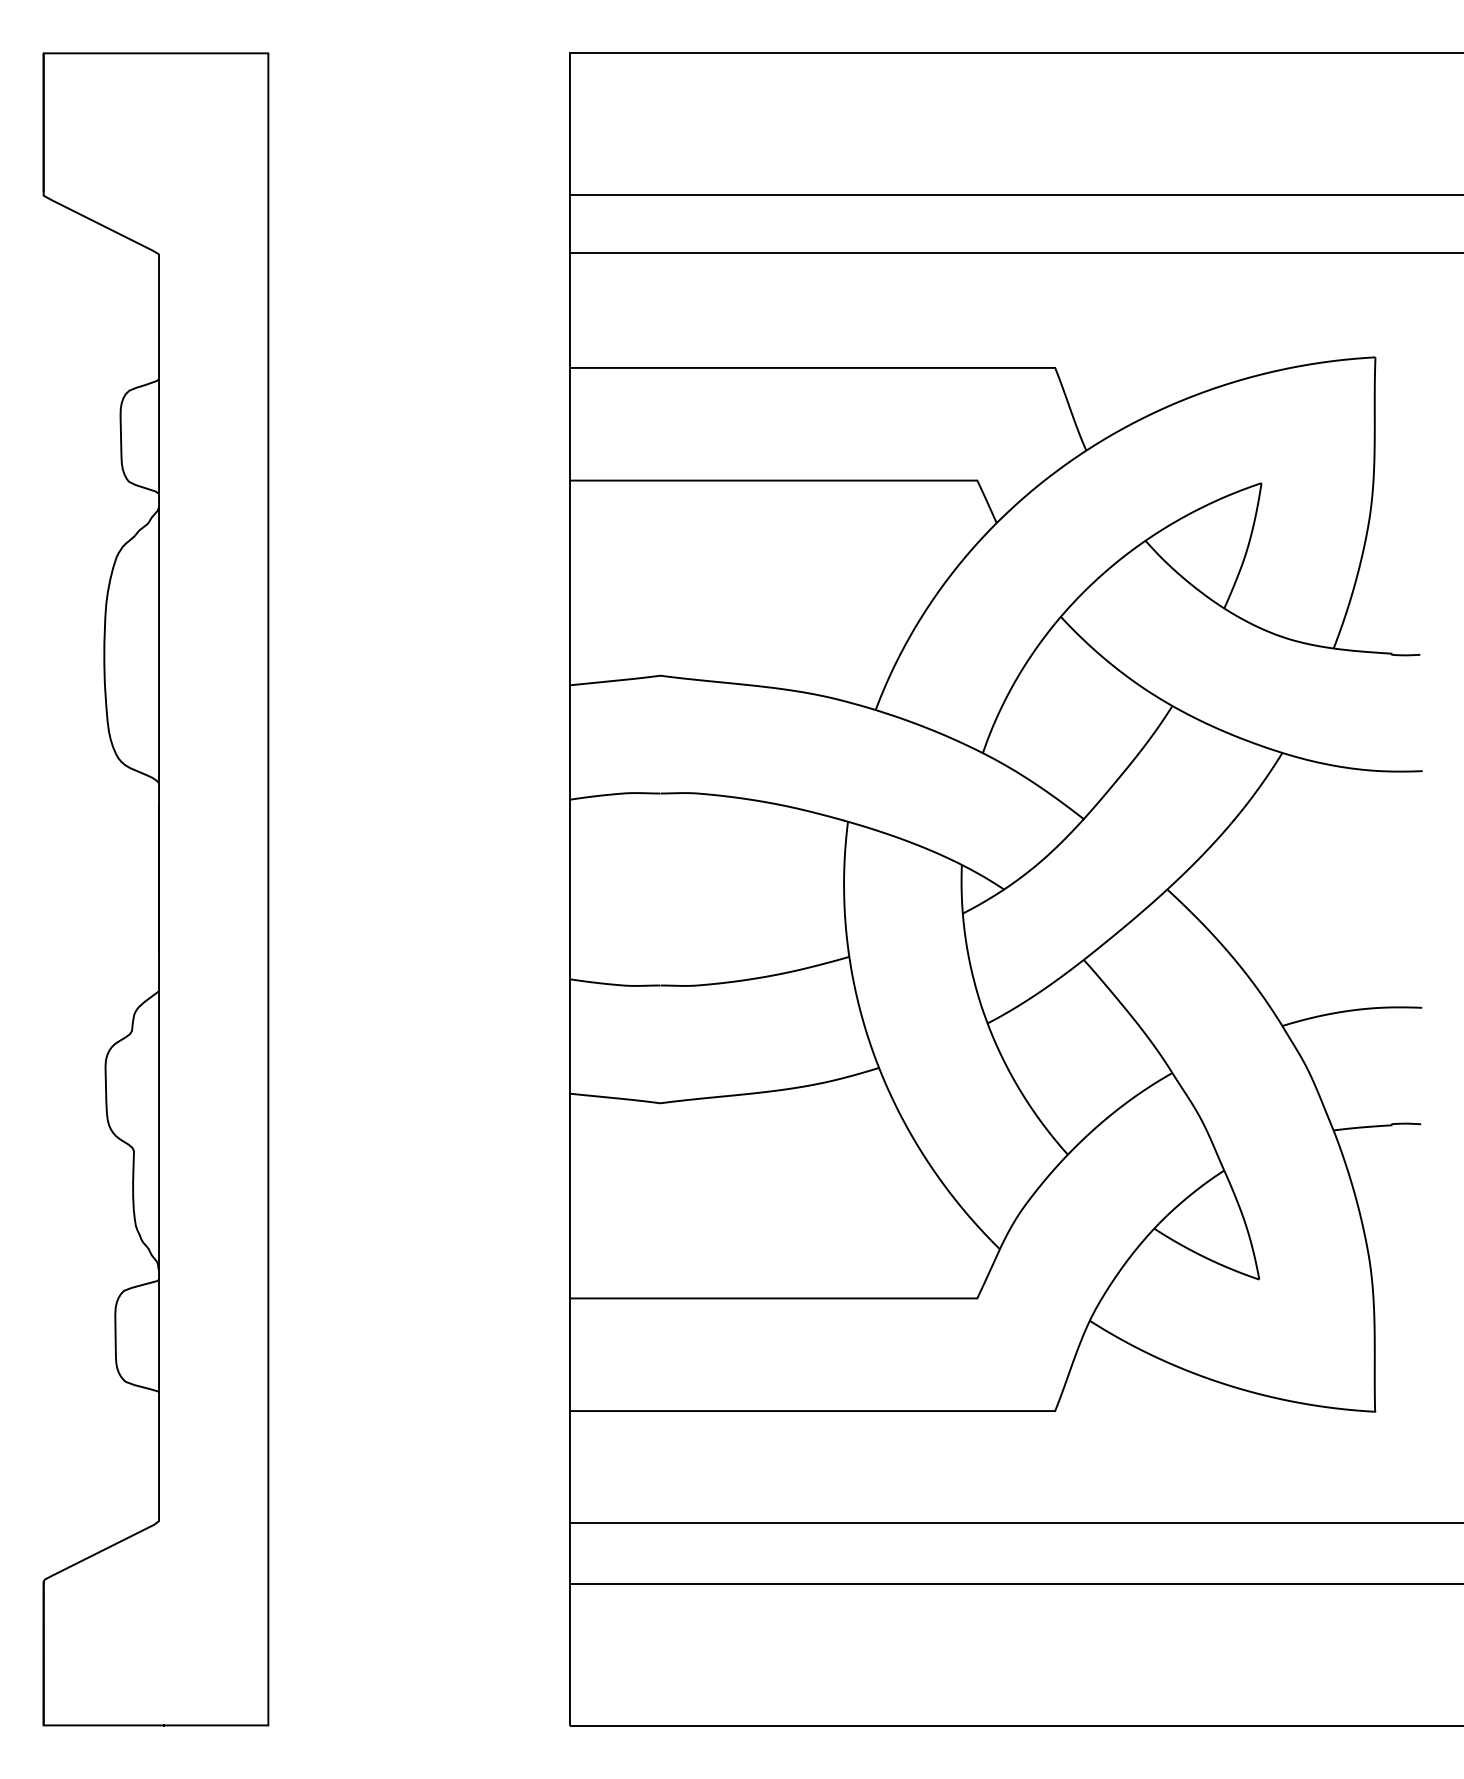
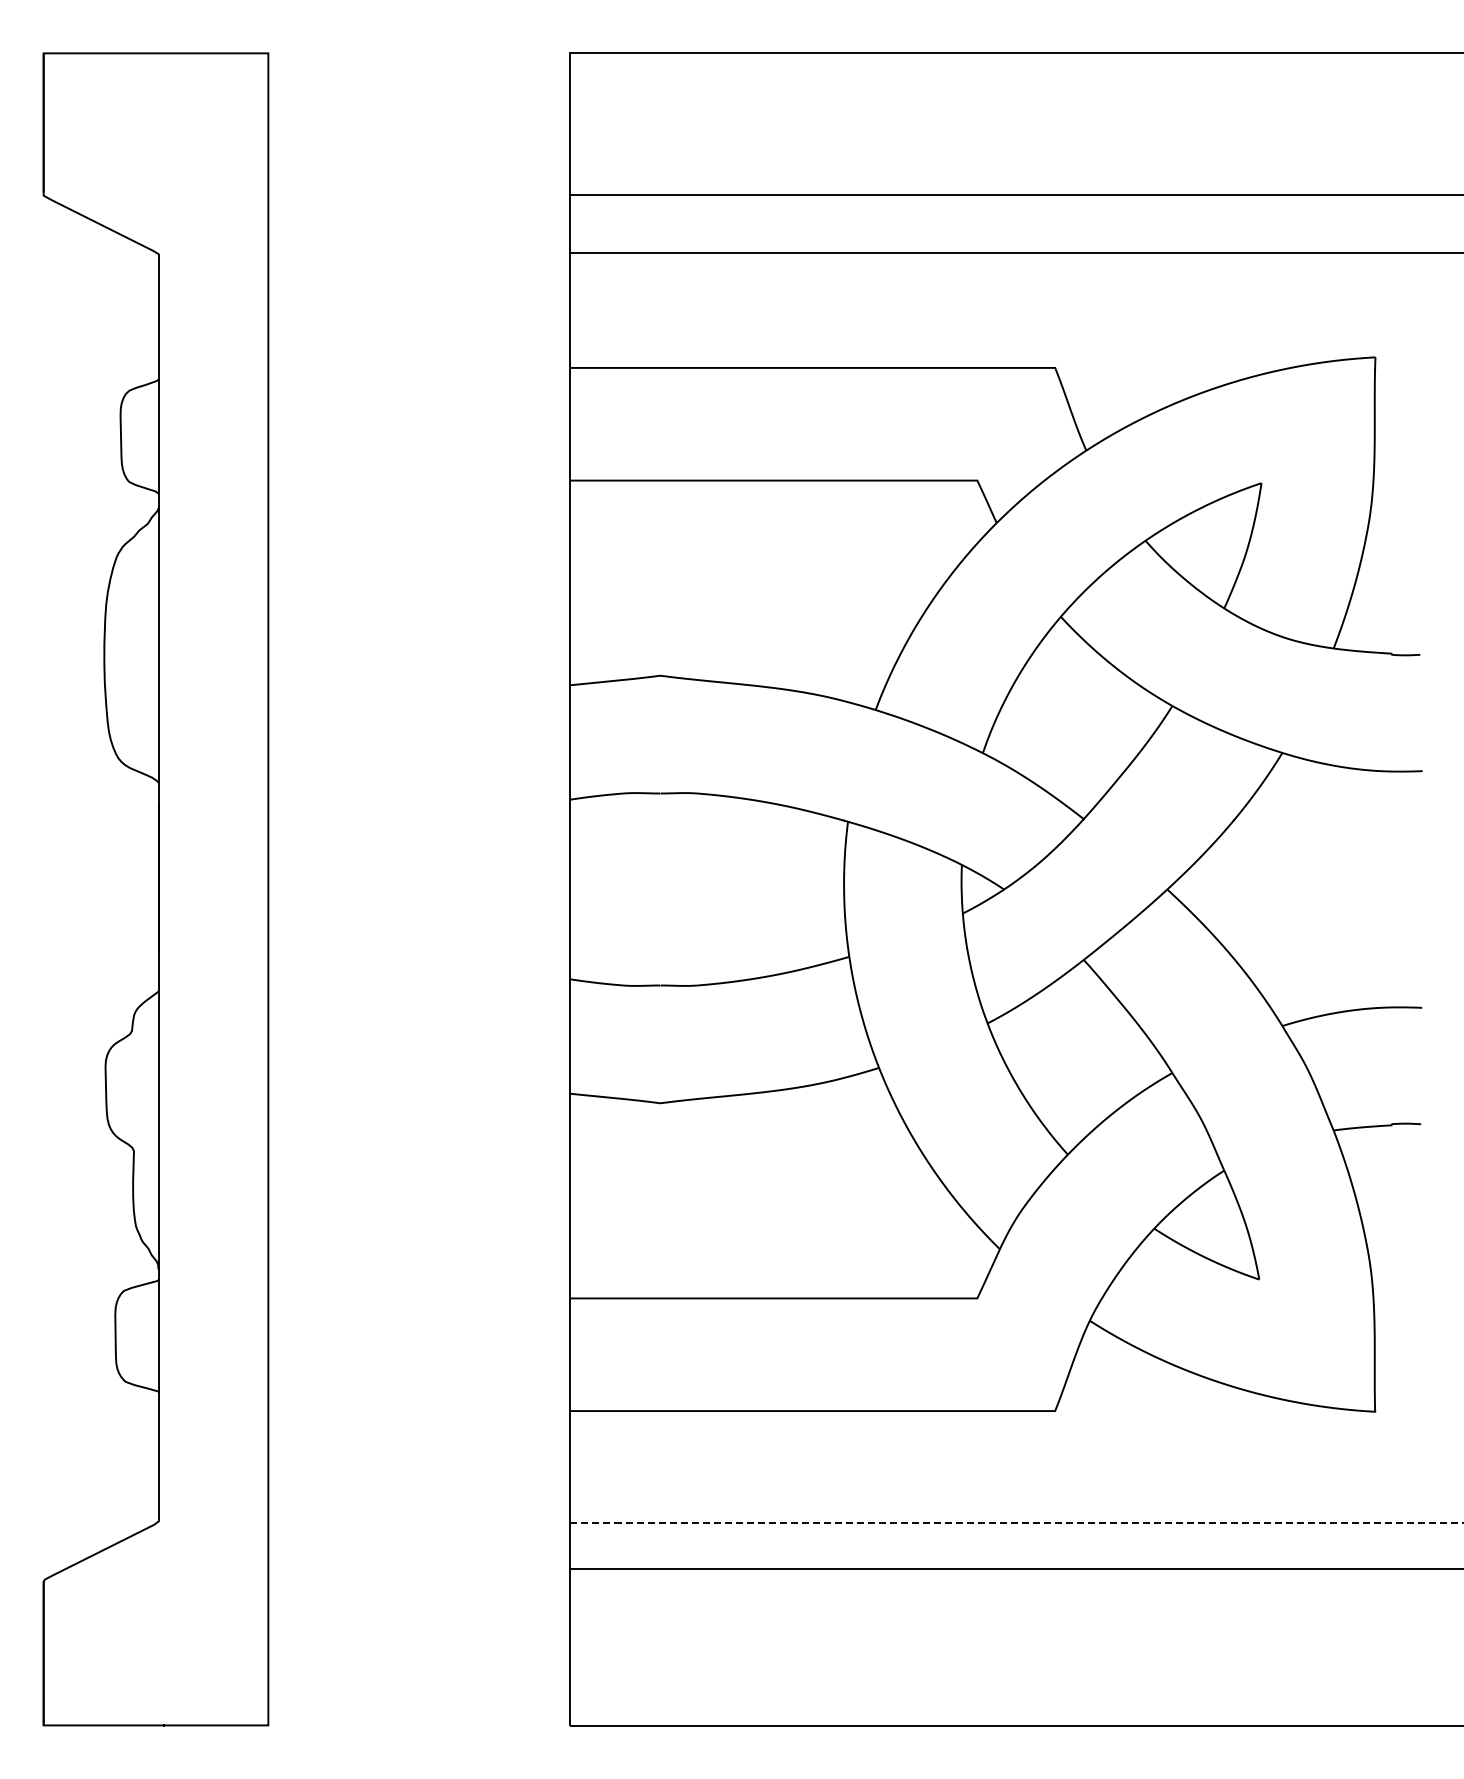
line: solid -> dashed (1017, 1522)
line position: (1015, 1583) -> (1015, 1568) (1015, 1568)
